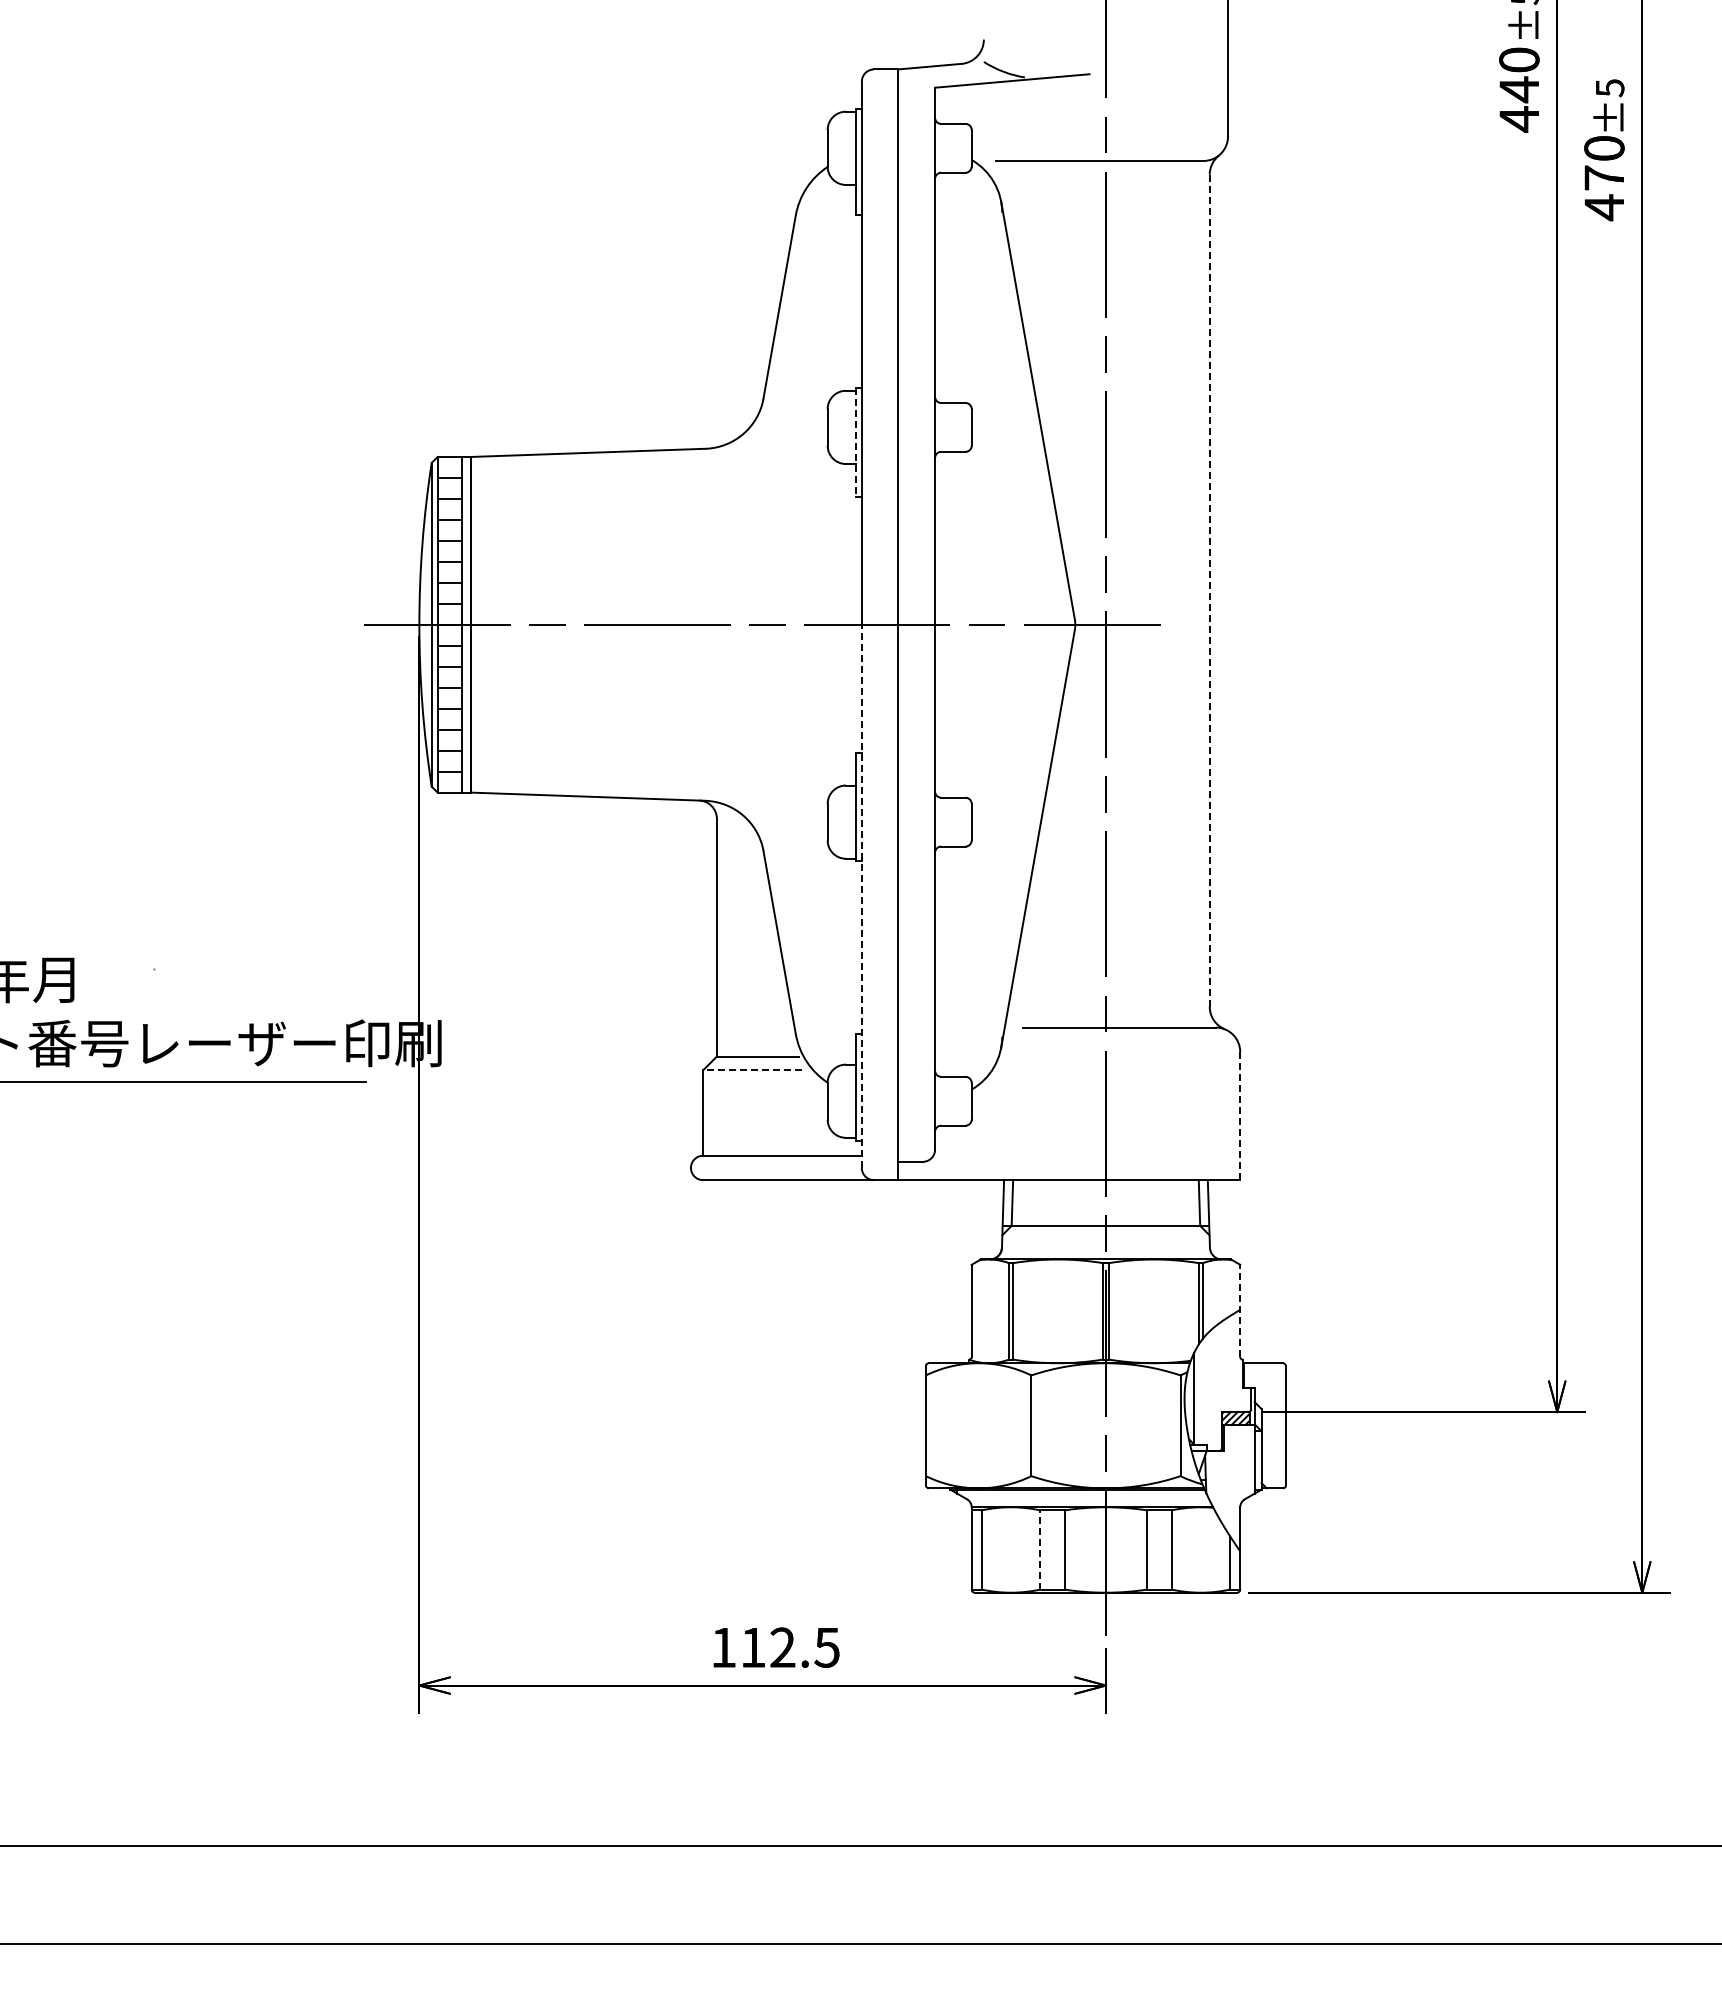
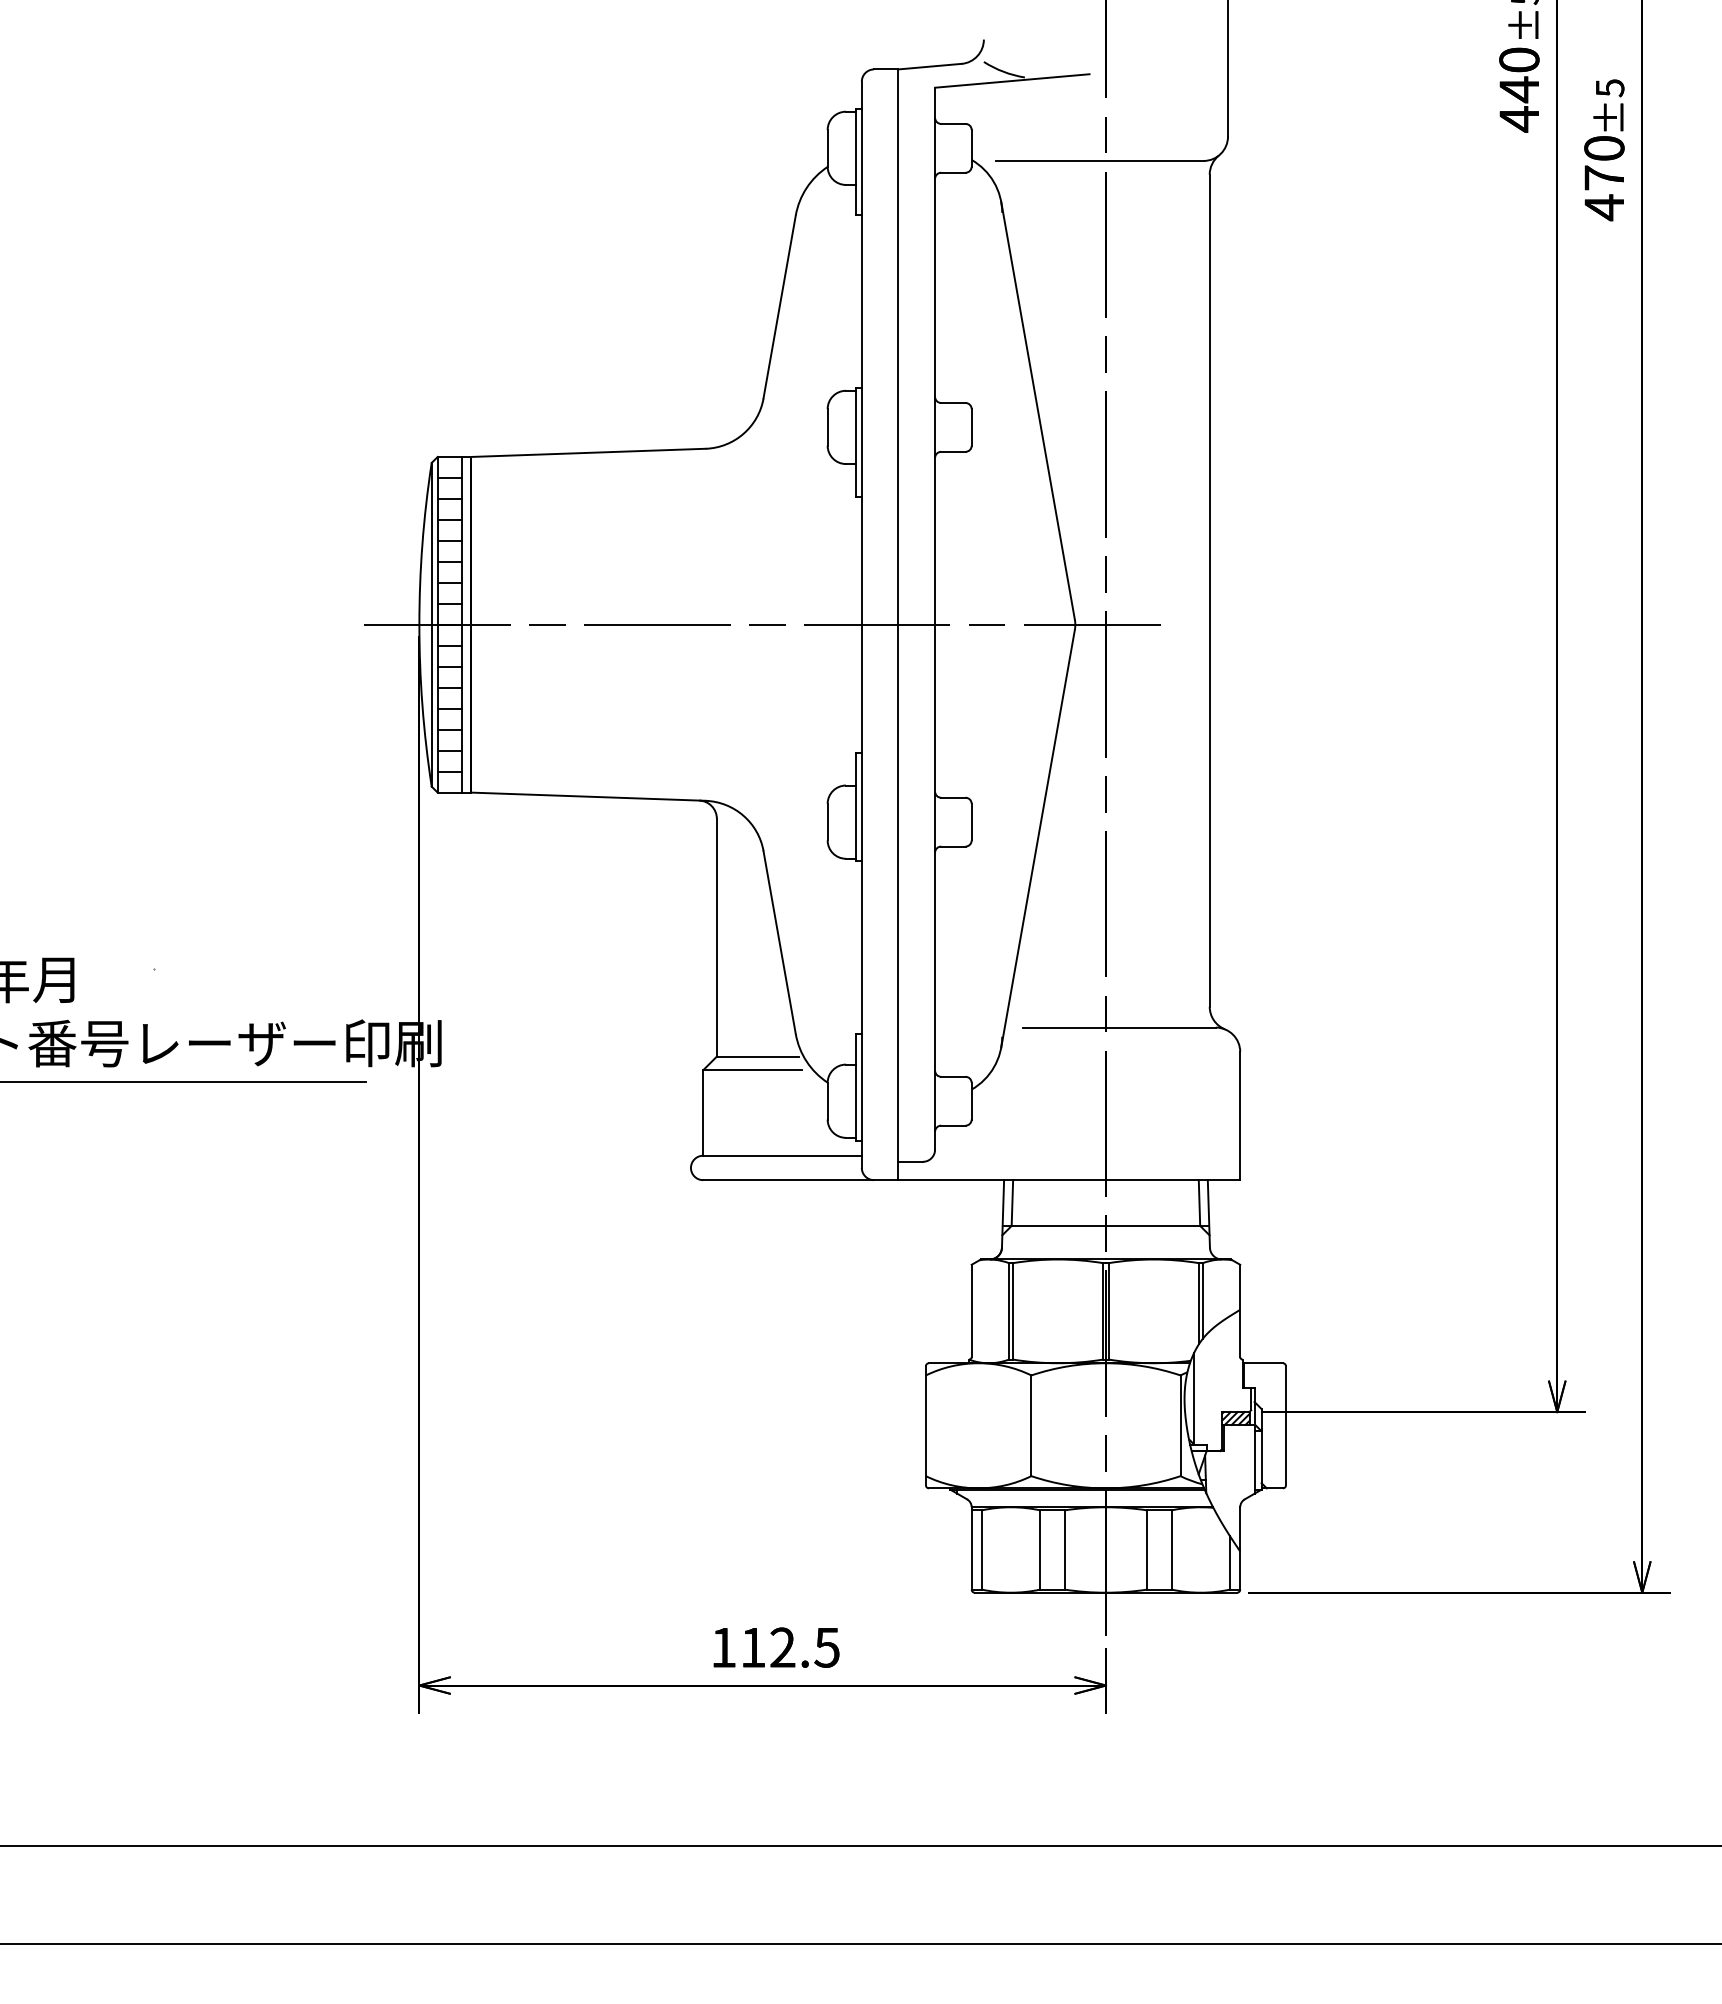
line: dashed -> solid (855, 442)
line: dashed -> solid (1209, 591)
line: dashed -> solid (861, 896)
line: dashed -> solid (752, 1070)
line: dashed -> solid (1240, 1116)
line: dashed -> solid (1240, 1310)
line: dashed -> solid (1039, 1549)
